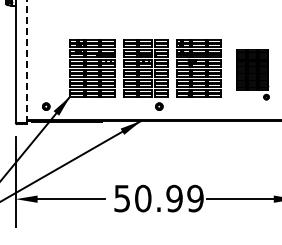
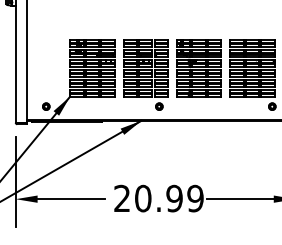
line: dashed -> solid (27, 61)
part size: 34x52 px -> 48x72 px (252, 74)
text: 50.99 -> 20.99 (121, 198)
